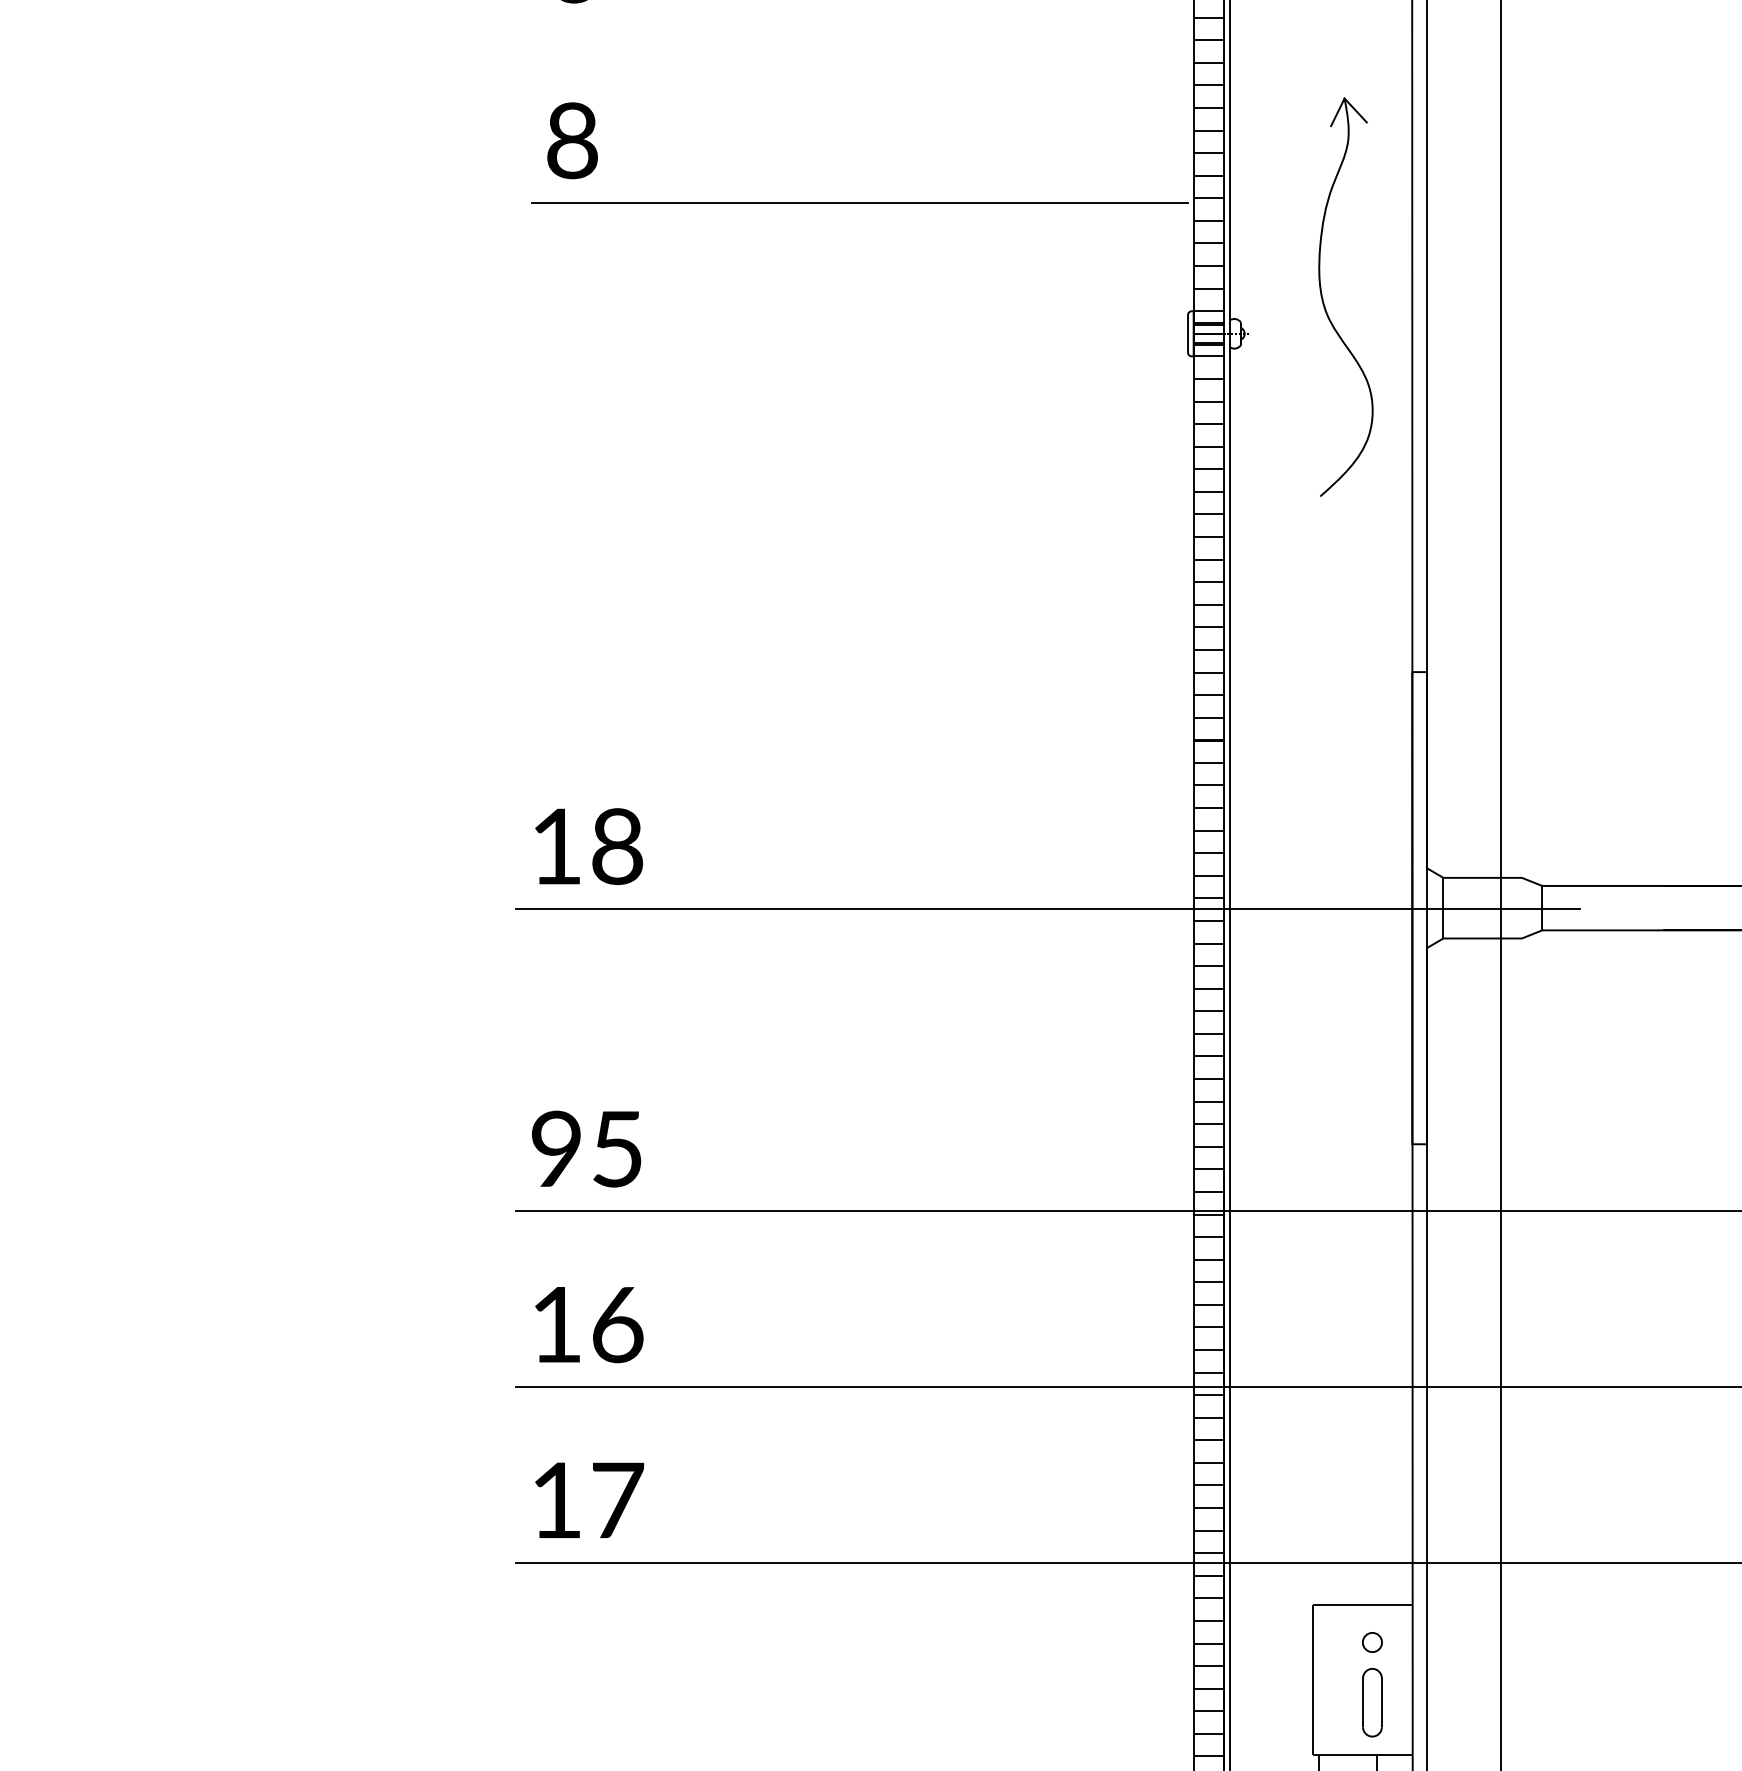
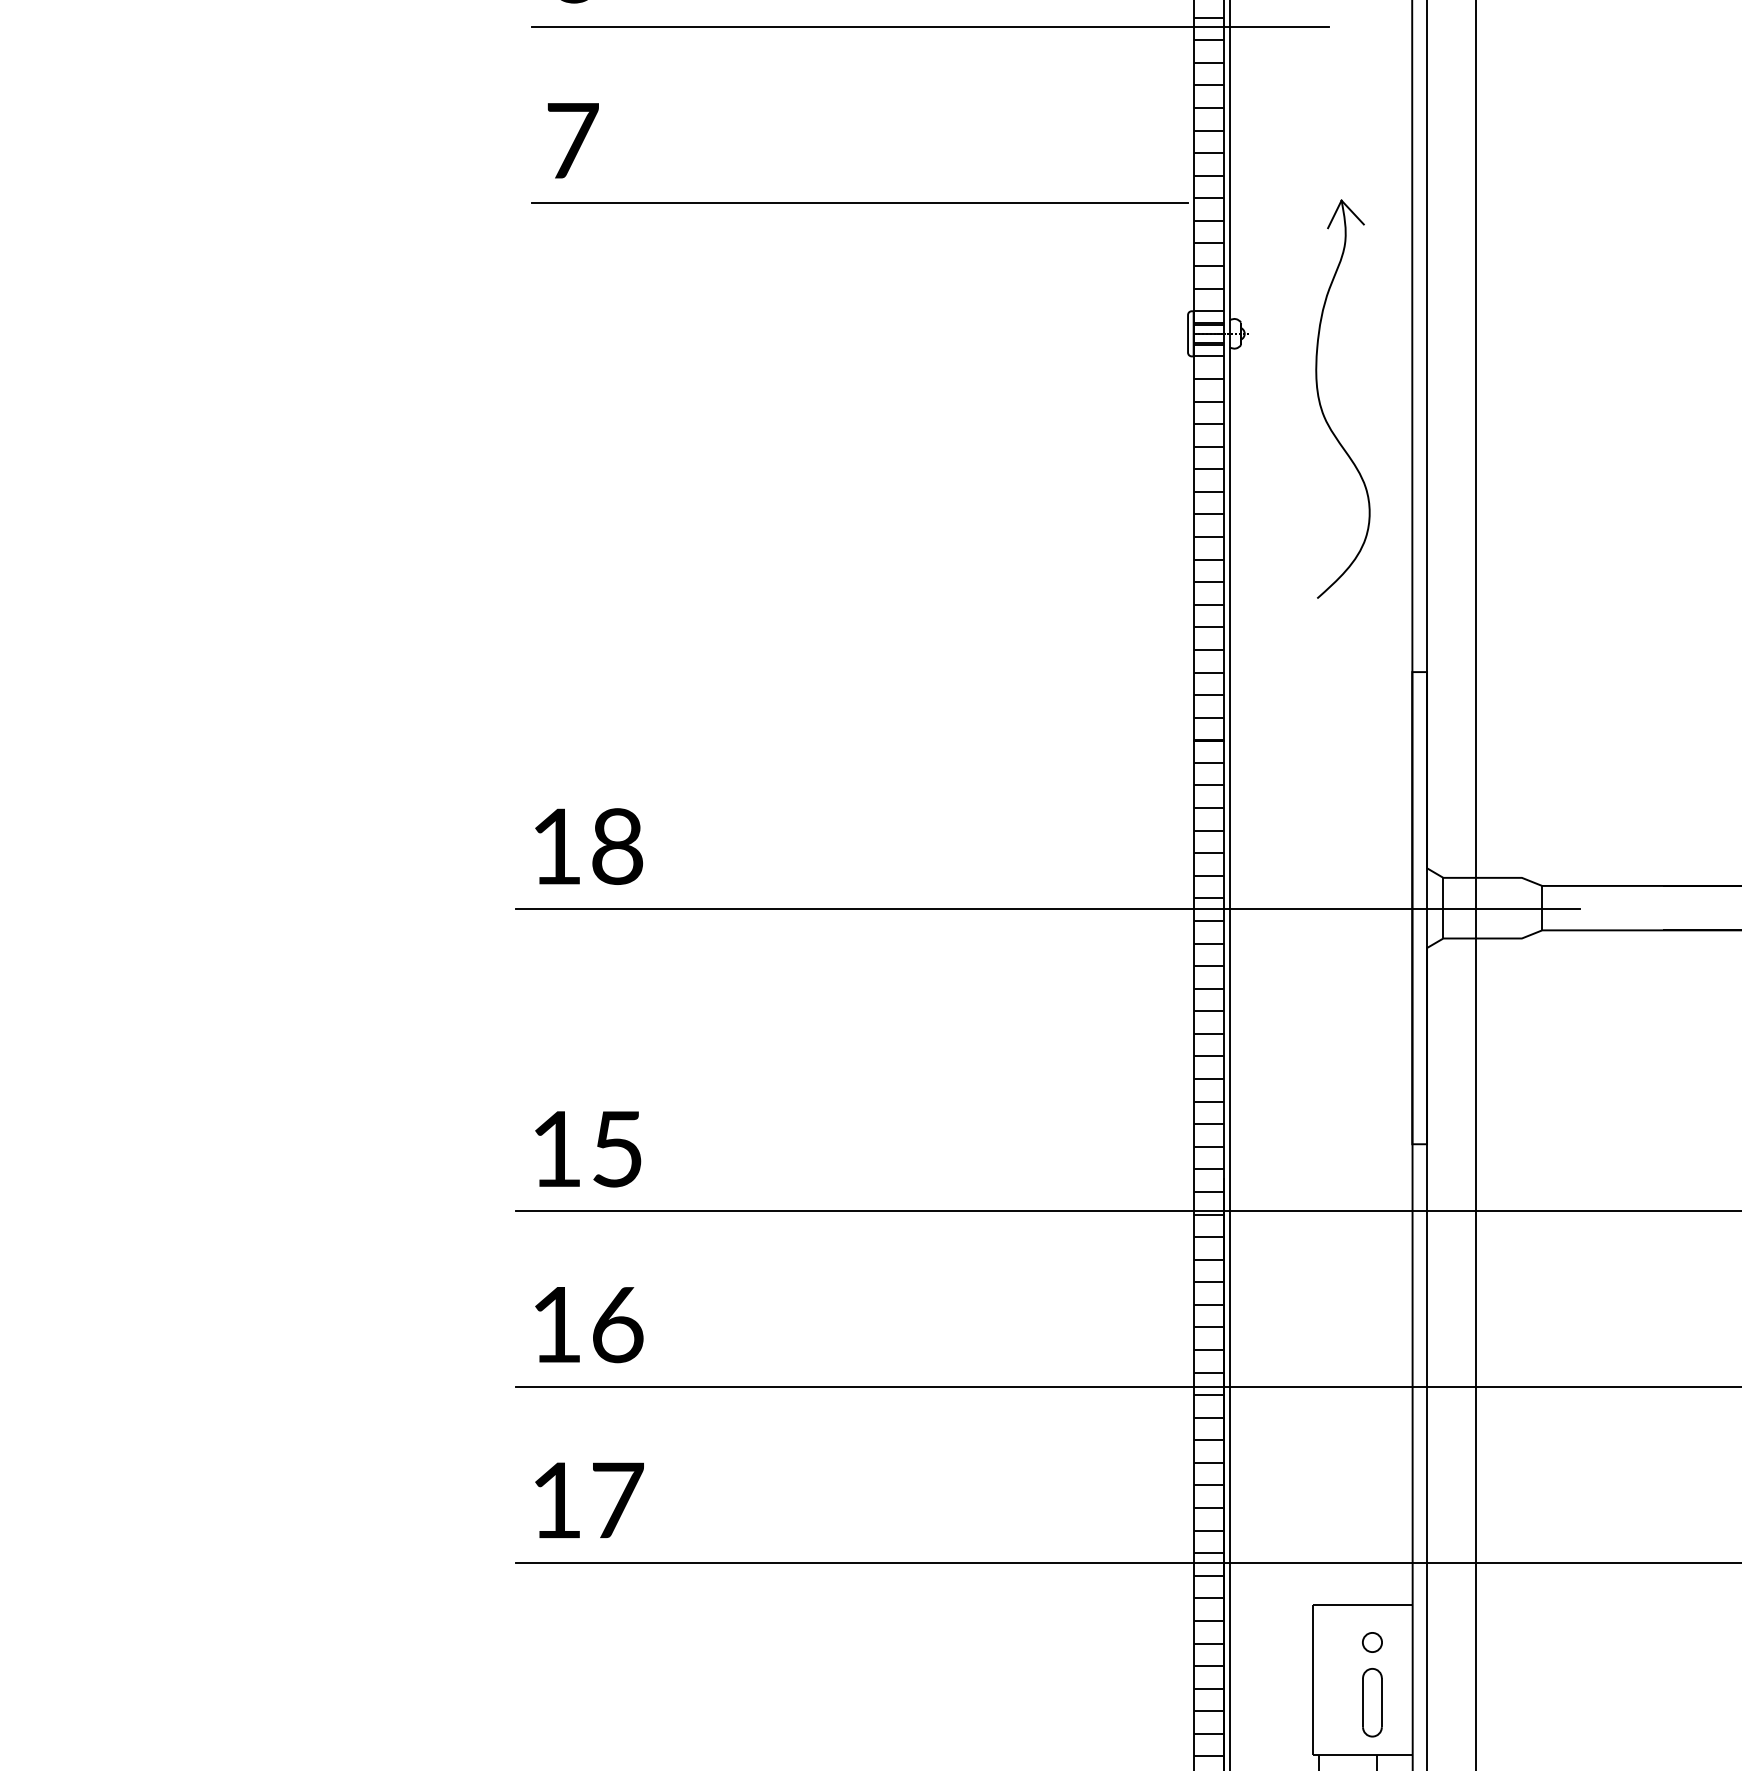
line: none -> present (930, 27)
text: 8 -> 7 (572, 140)
part position: (1323, 298) -> (1320, 400) (1320, 400)
line position: (1500, 884) -> (1475, 884) (1475, 884)
text: 95 -> 15 (555, 1148)
